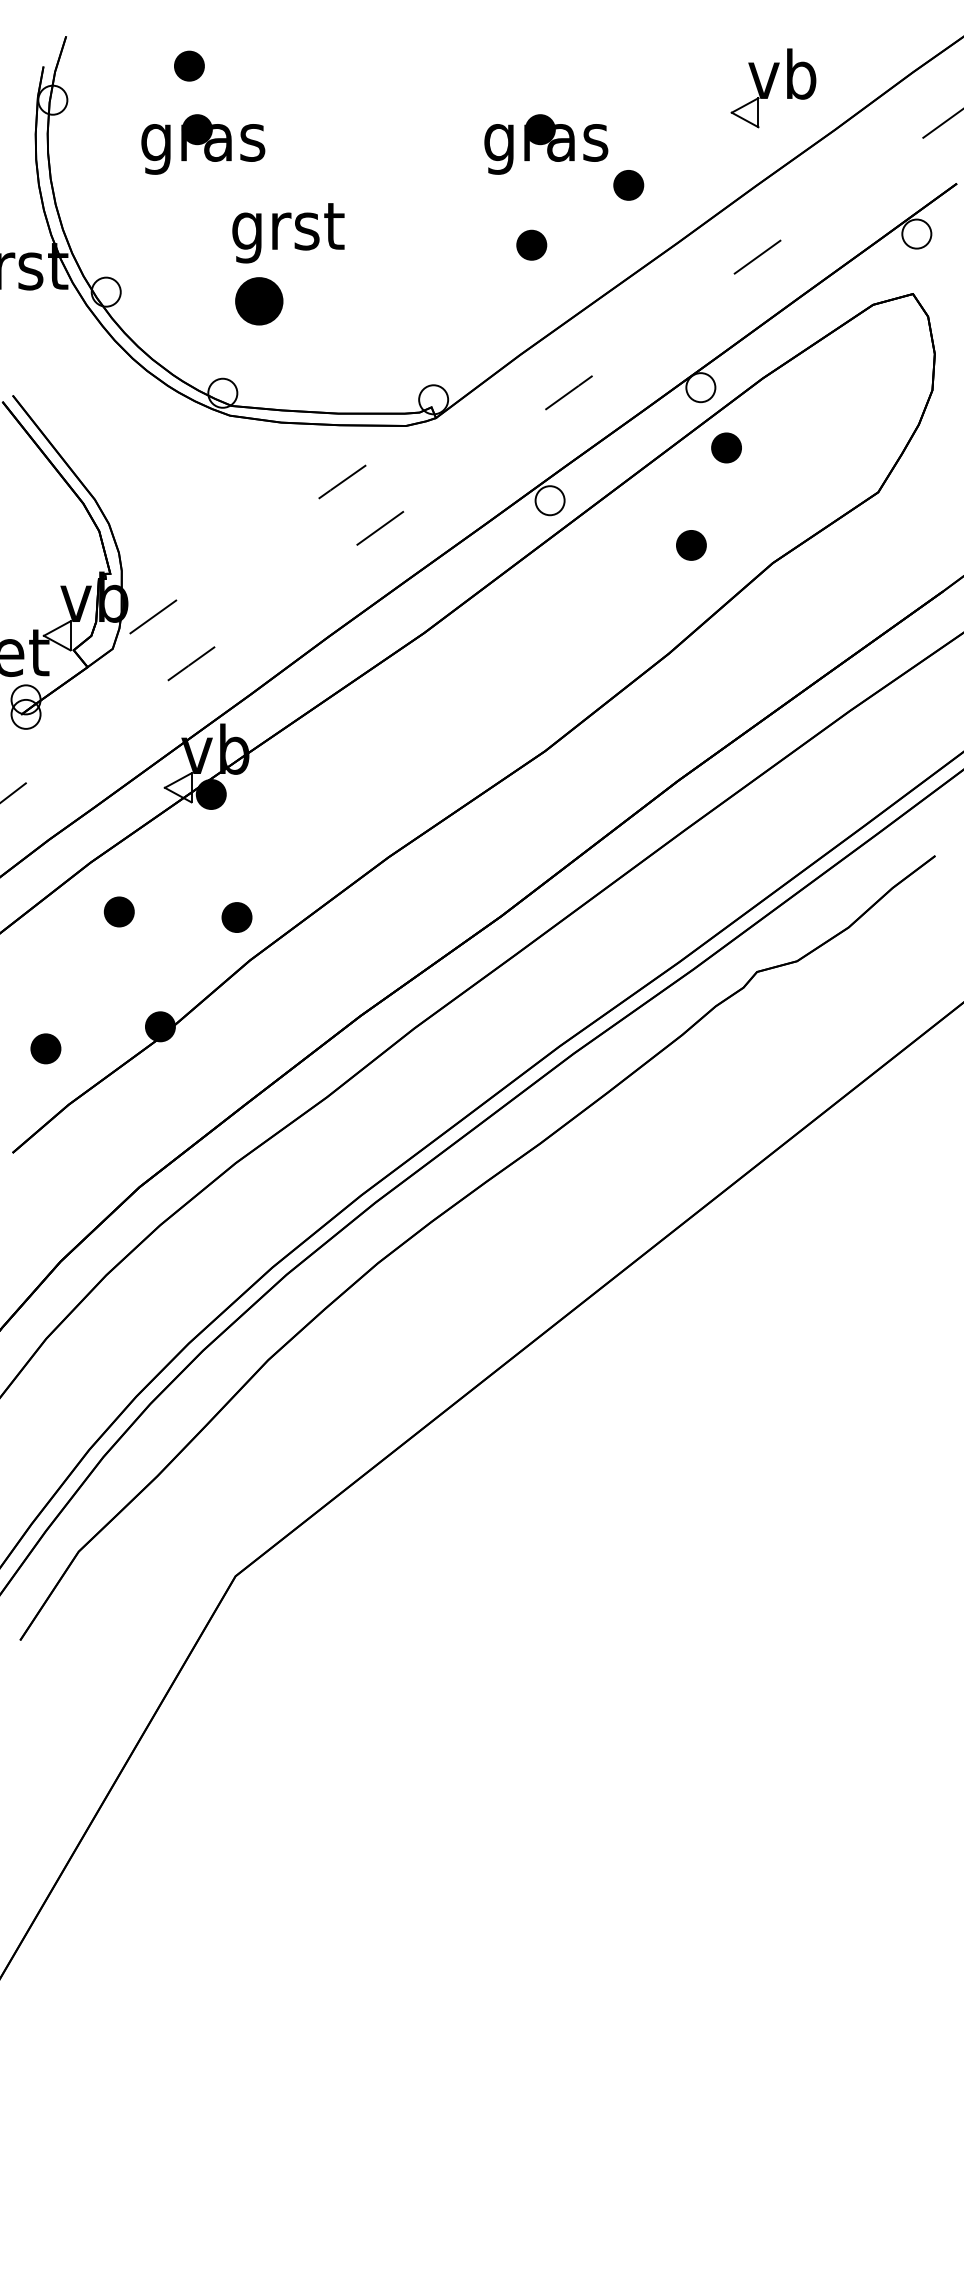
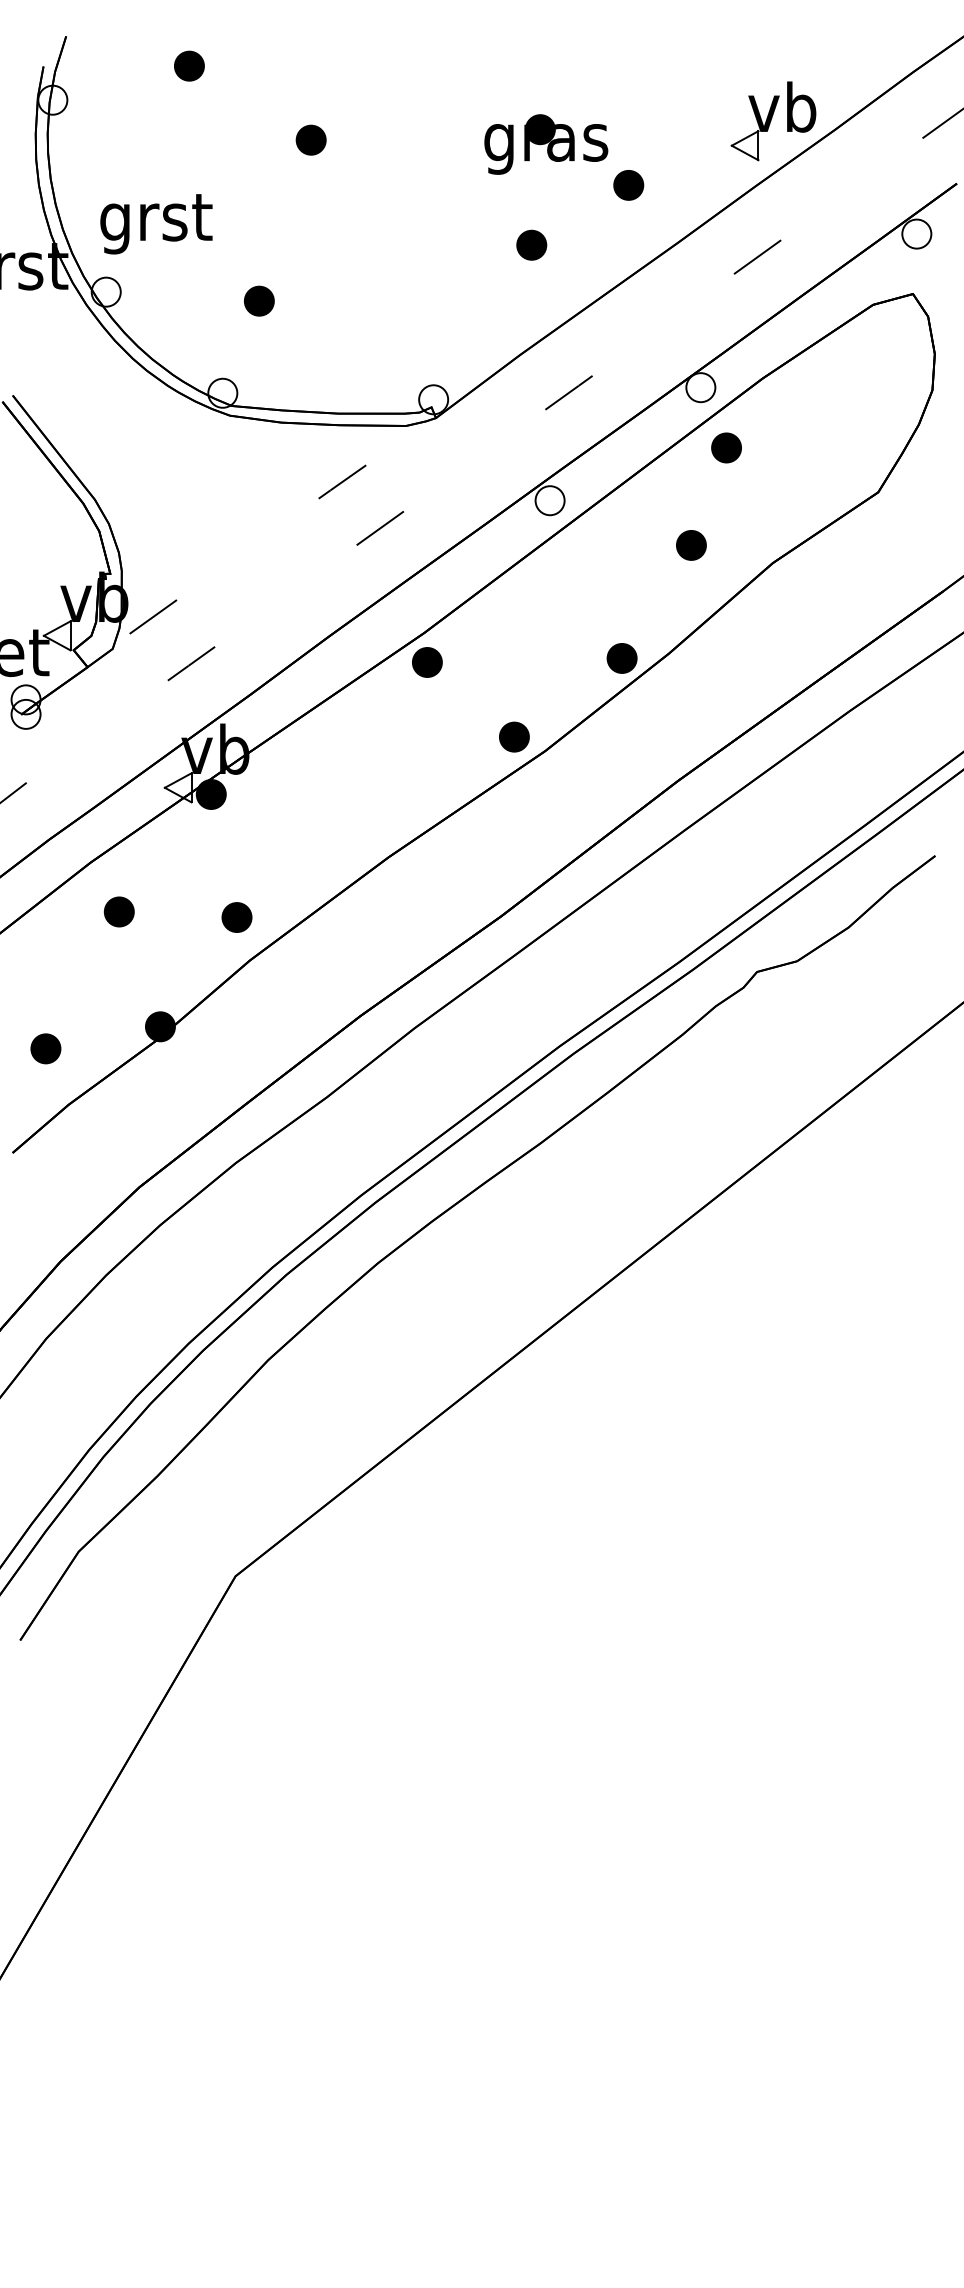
part position: (773, 88) -> (773, 121) (773, 121)
part: none -> present (310, 139)
part: present -> none (203, 144)
text position: (288, 233) -> (156, 224) (156, 224)
part size: 49x49 px -> 31x32 px (259, 300)
part: none -> present (621, 658)
part: none -> present (427, 662)
part: none -> present (514, 736)
